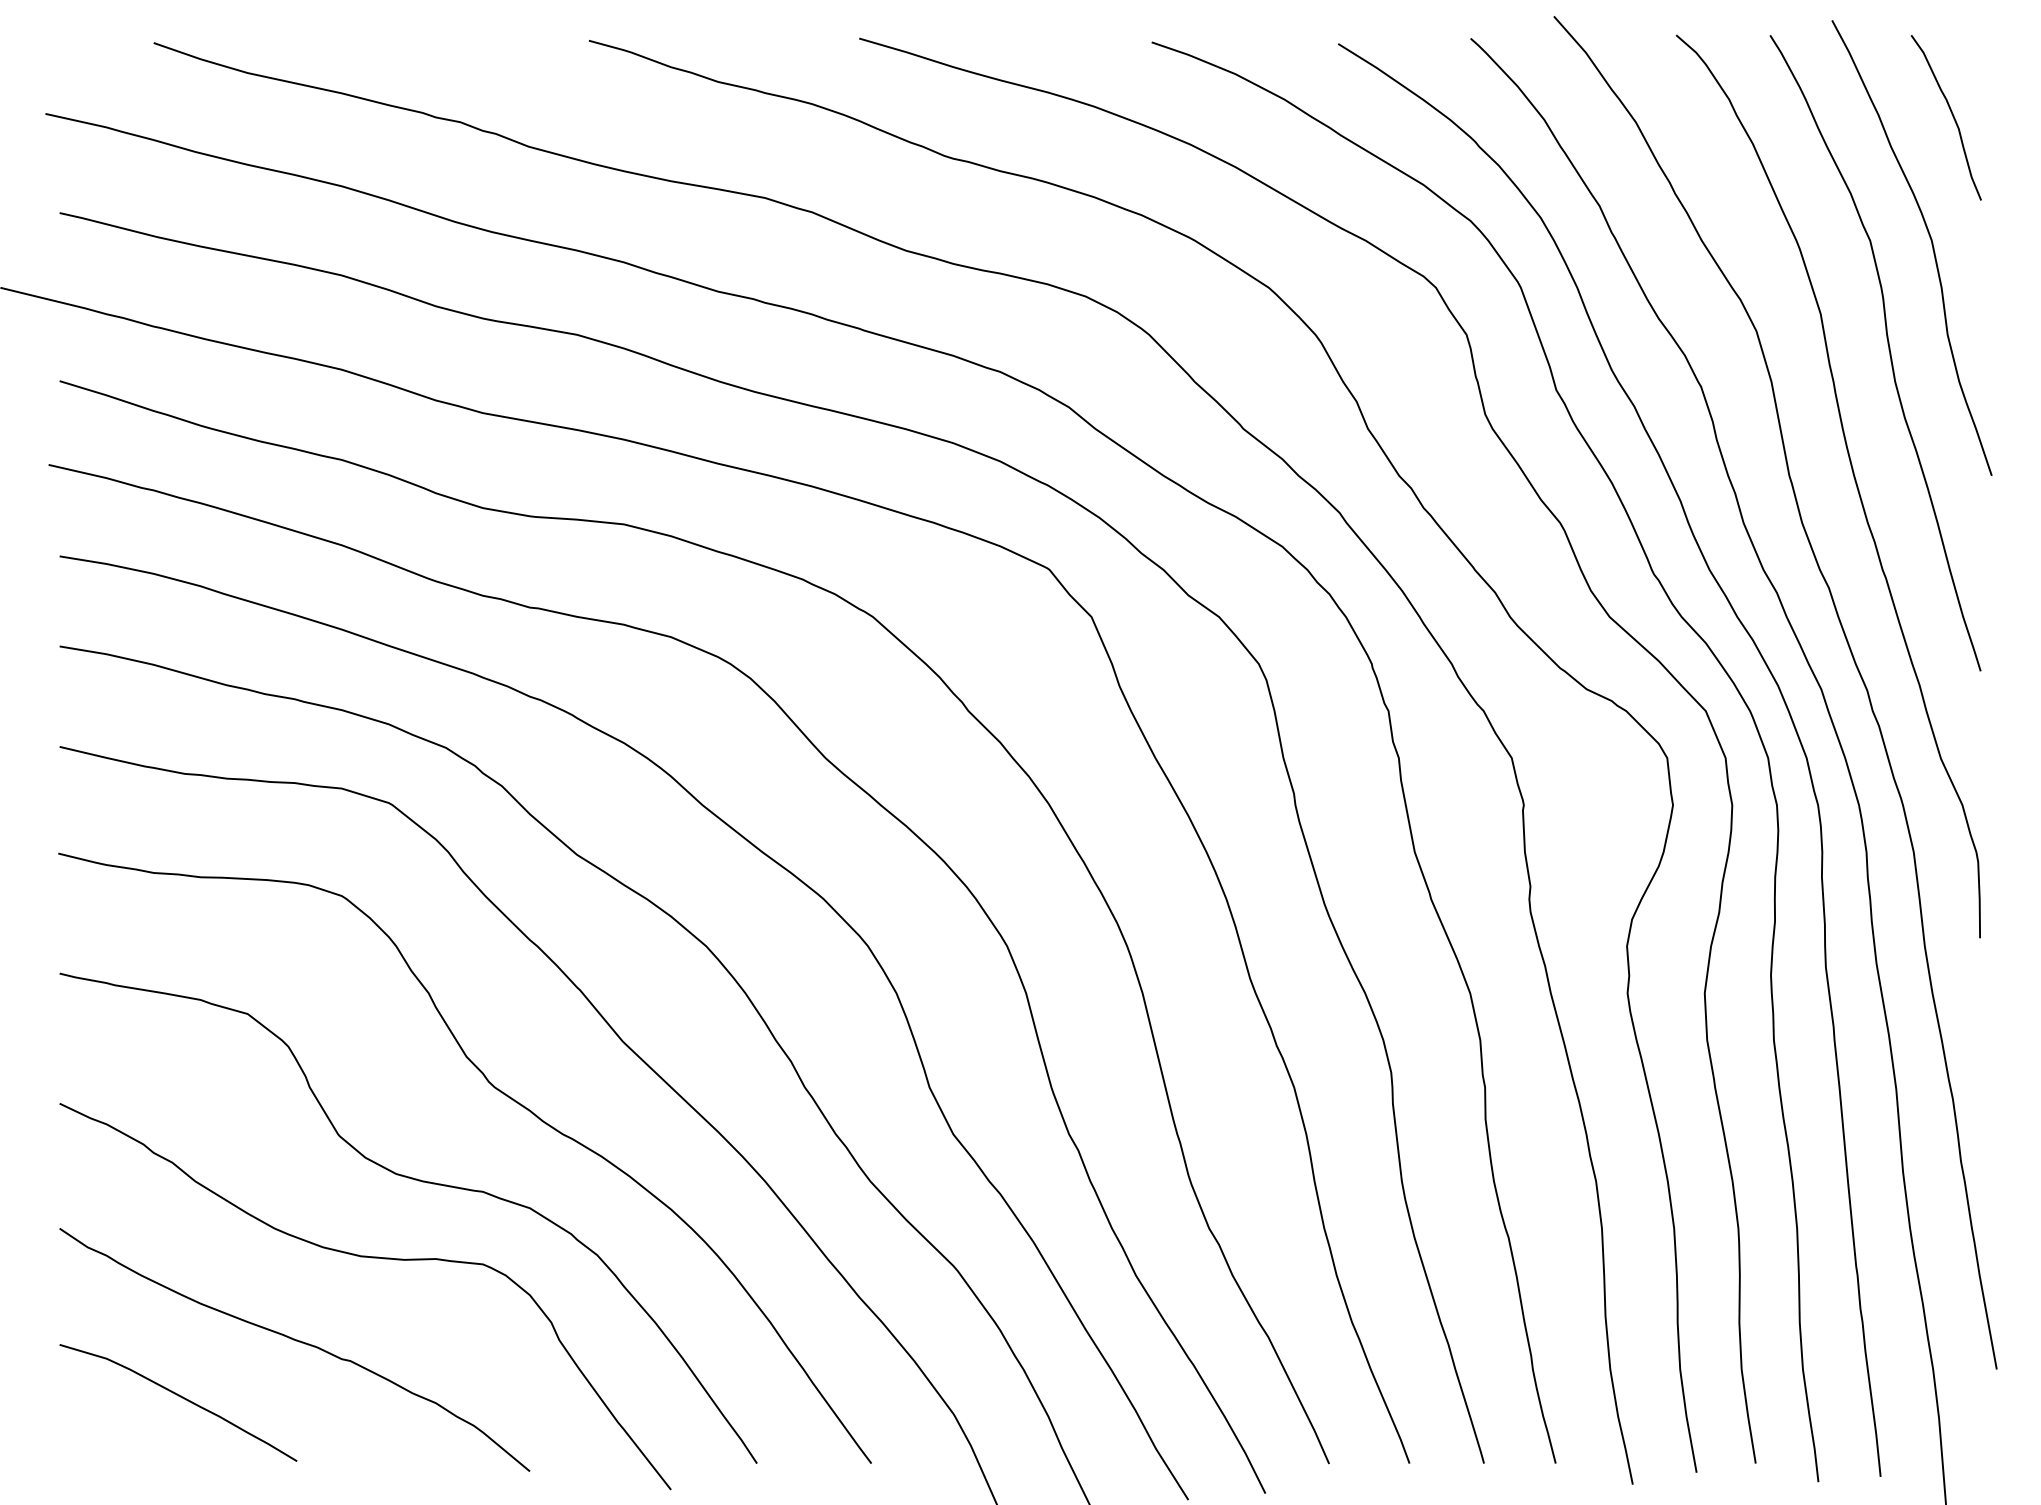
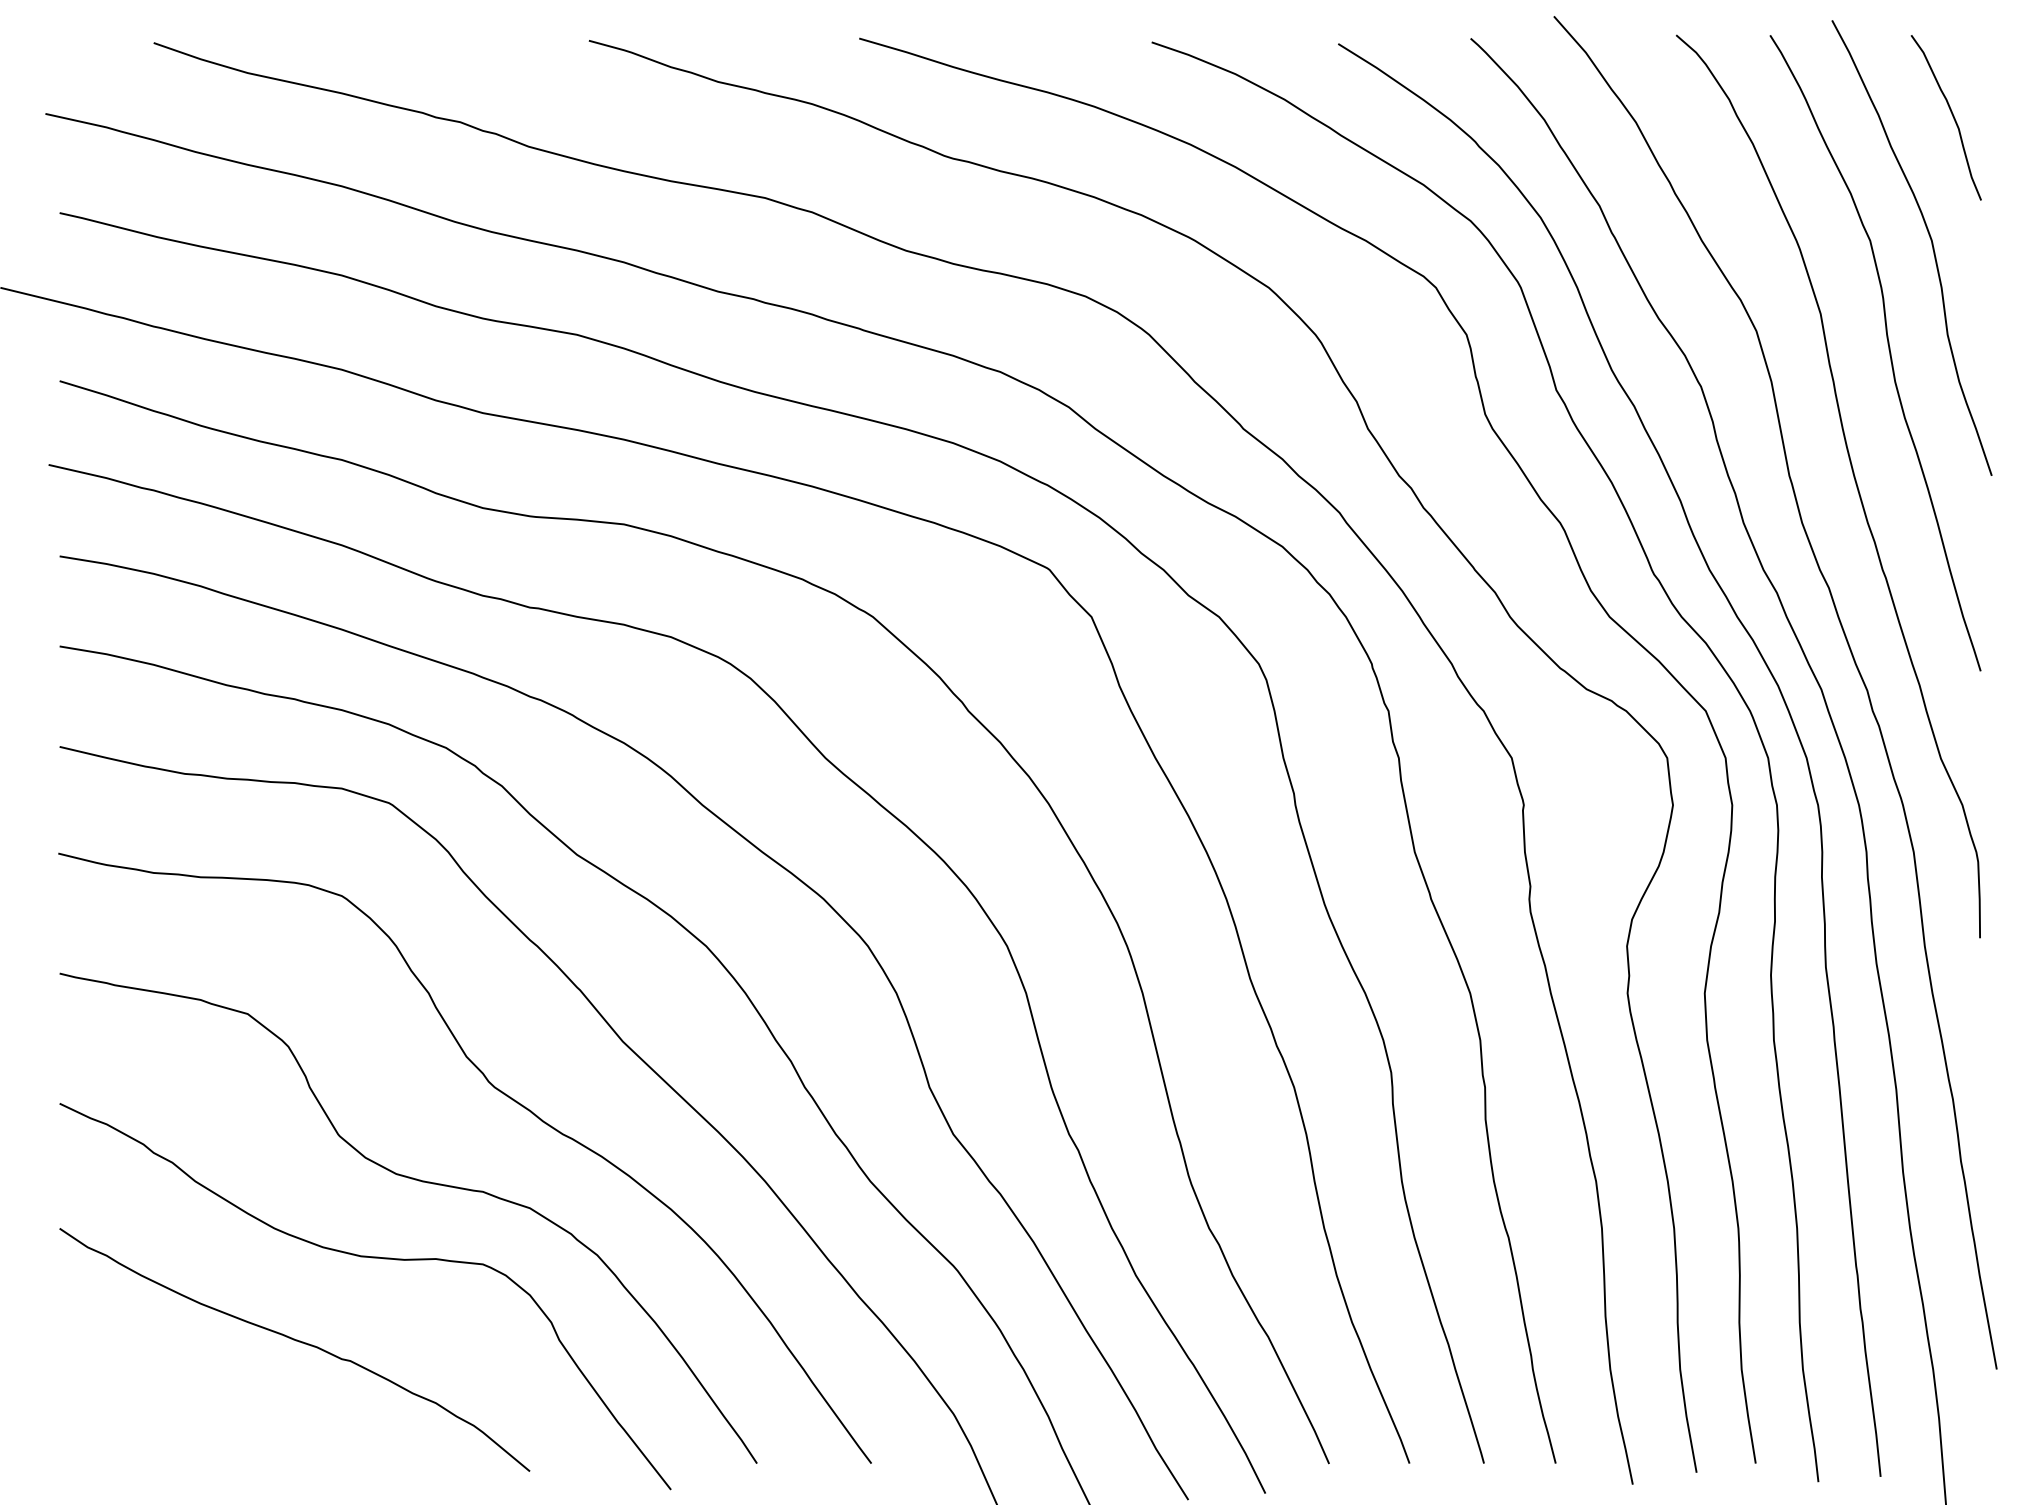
curve: present -> none (180, 1397)
